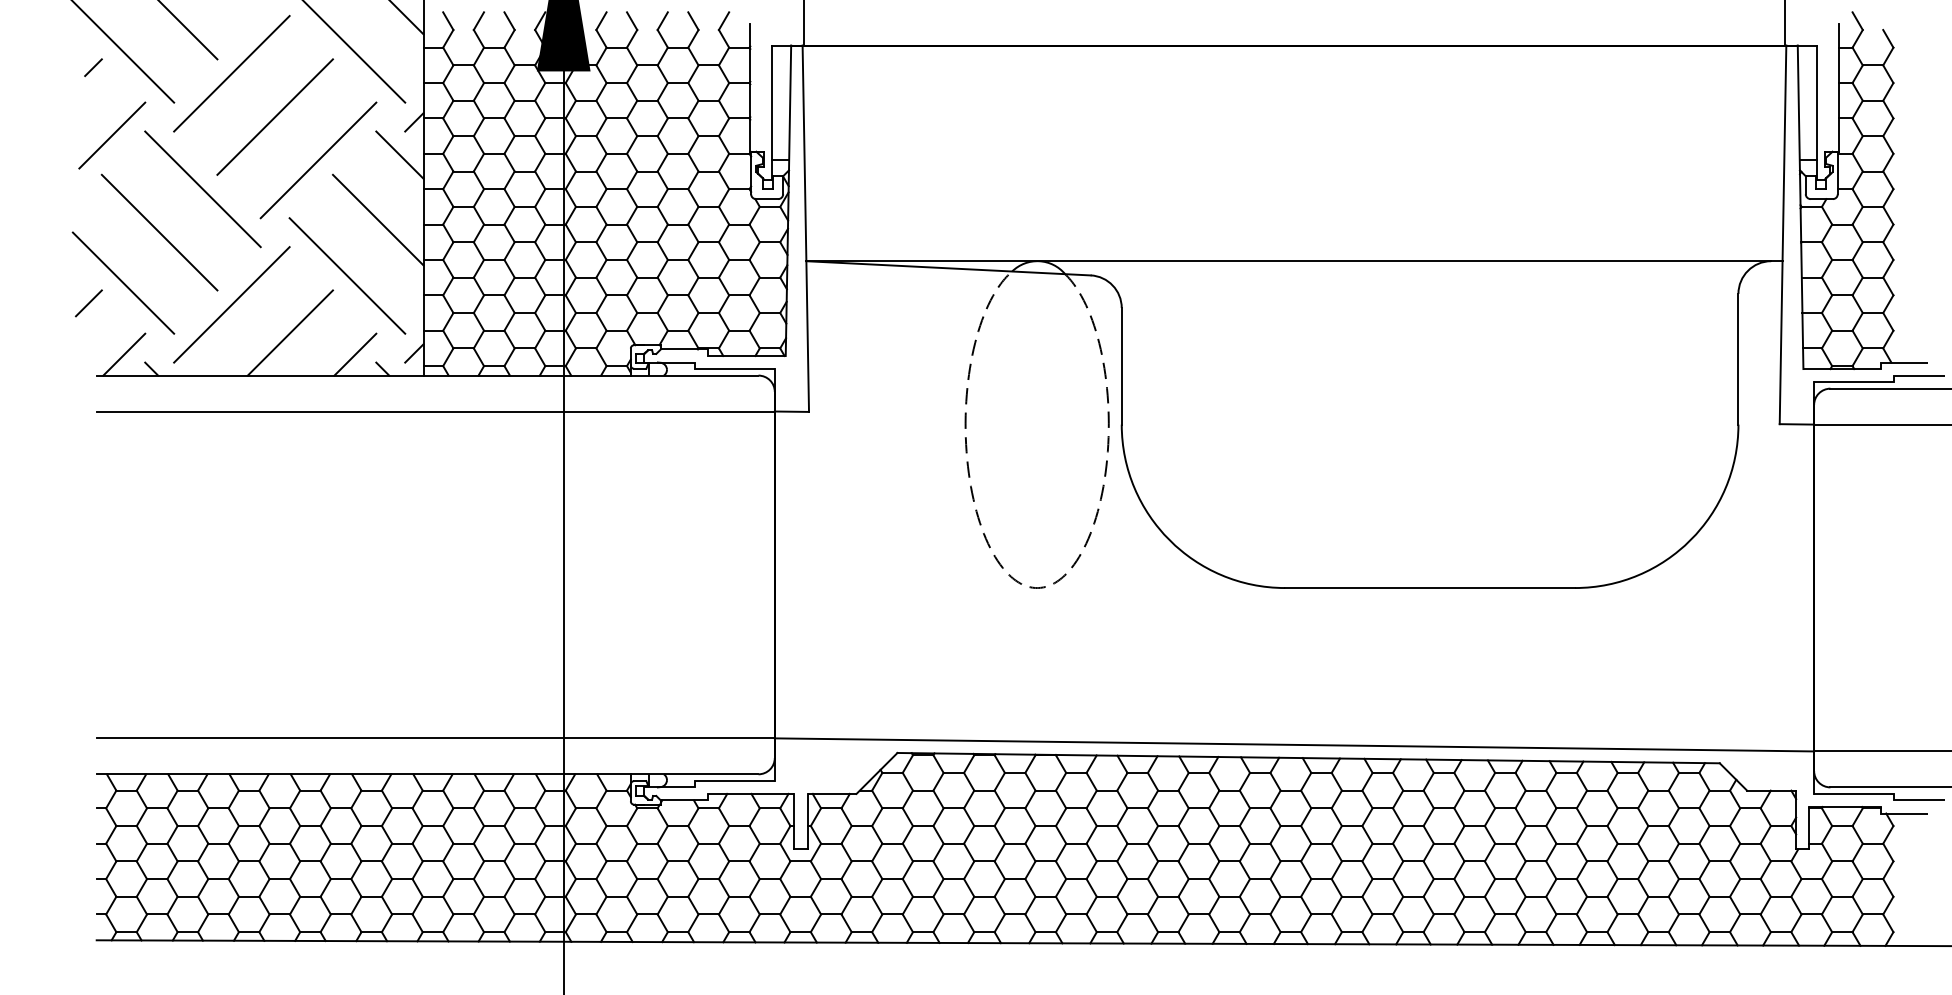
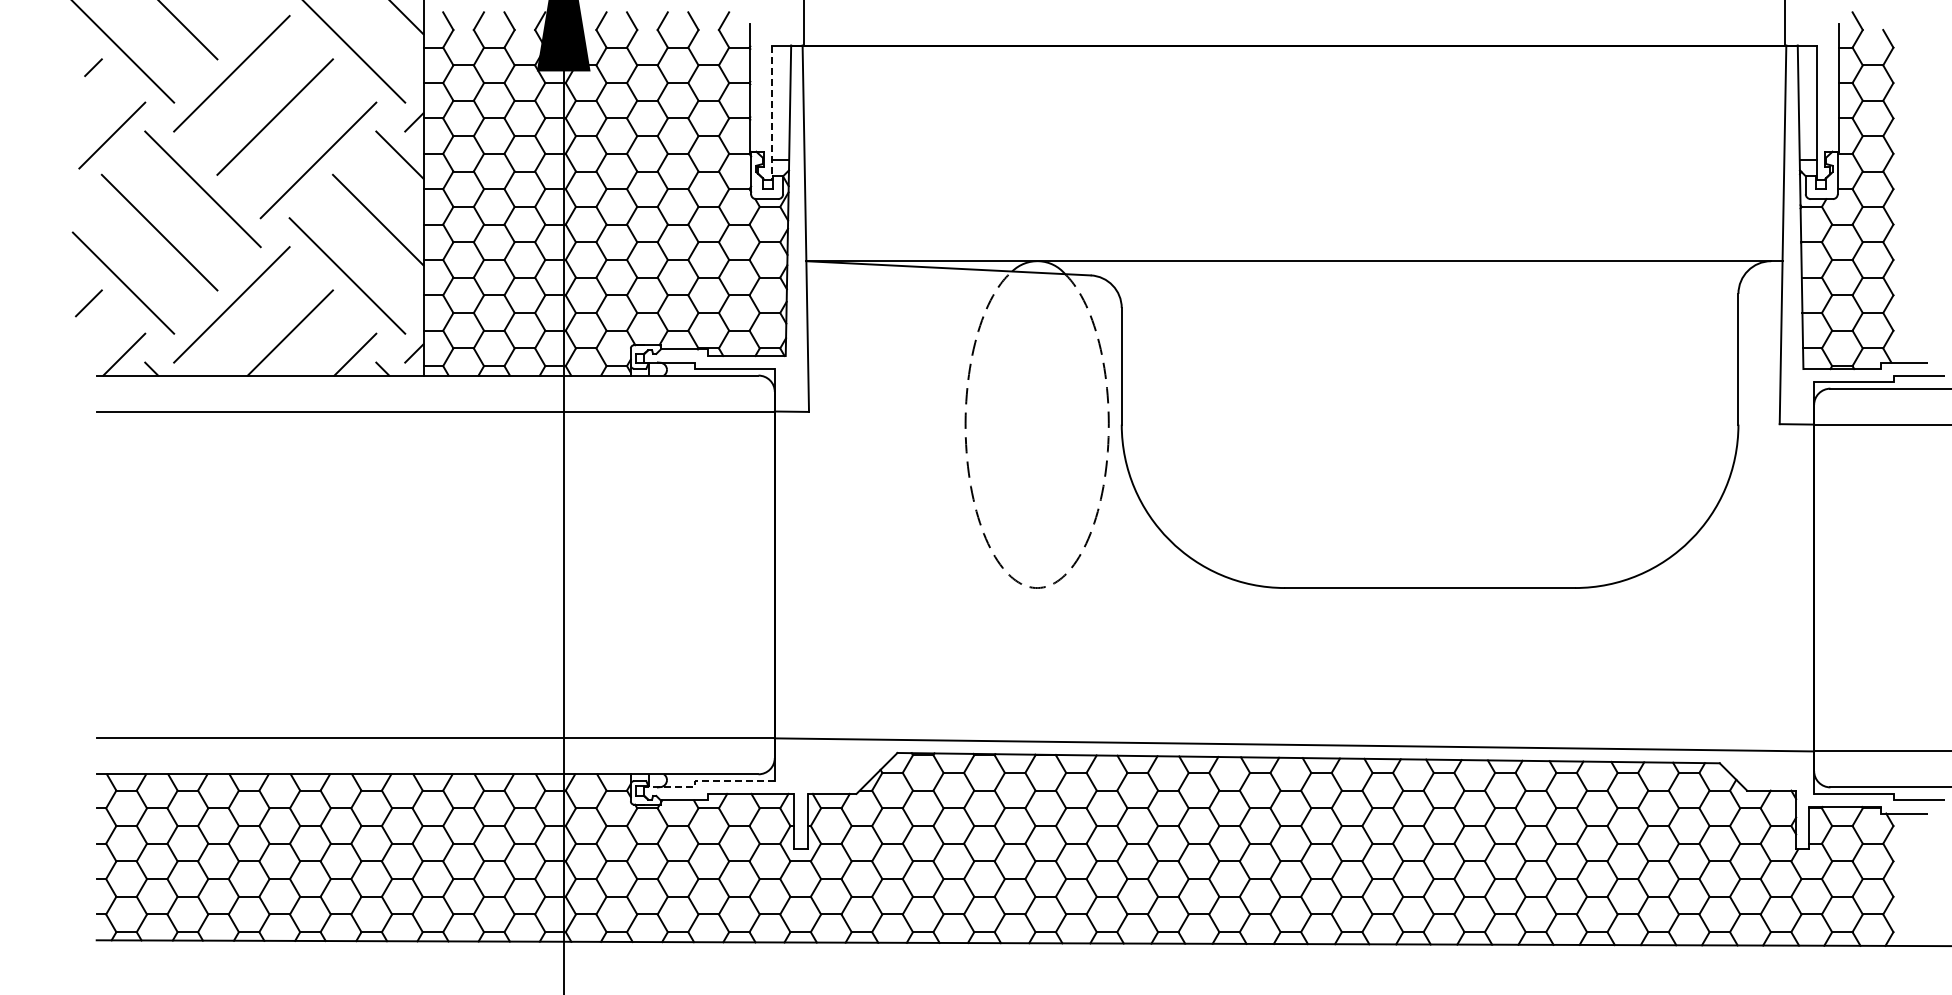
line: solid -> dashed (771, 112)
line: solid -> dashed (704, 780)
